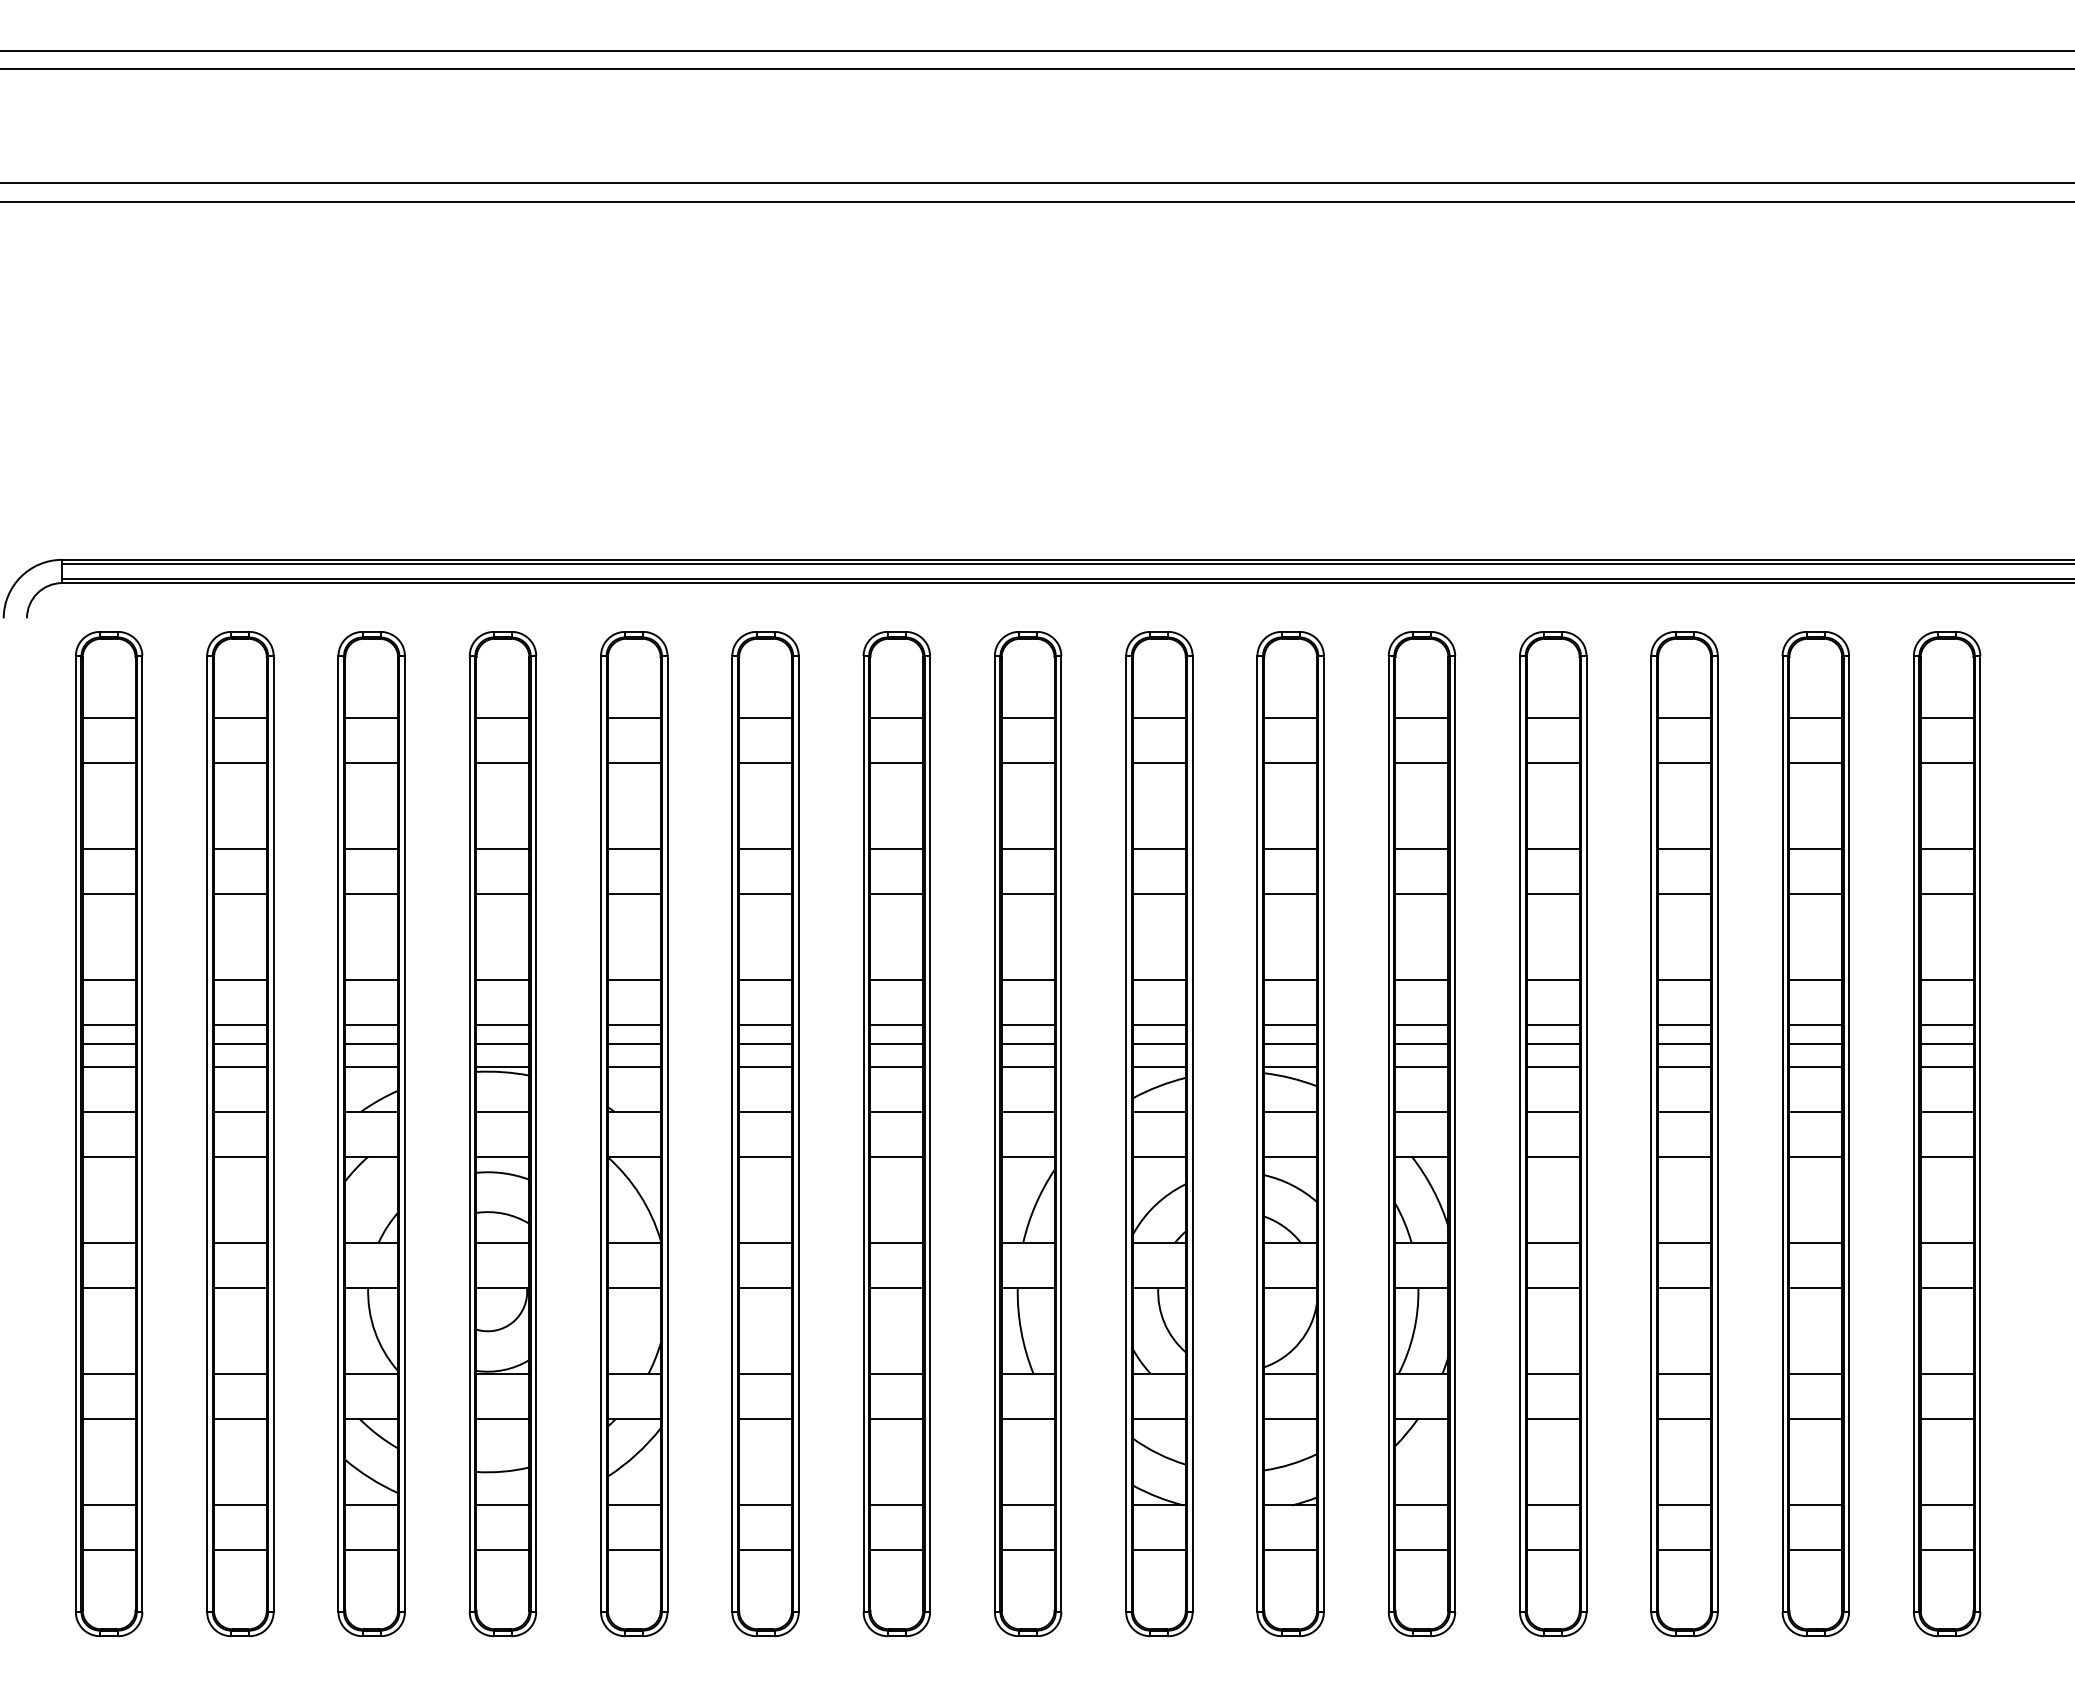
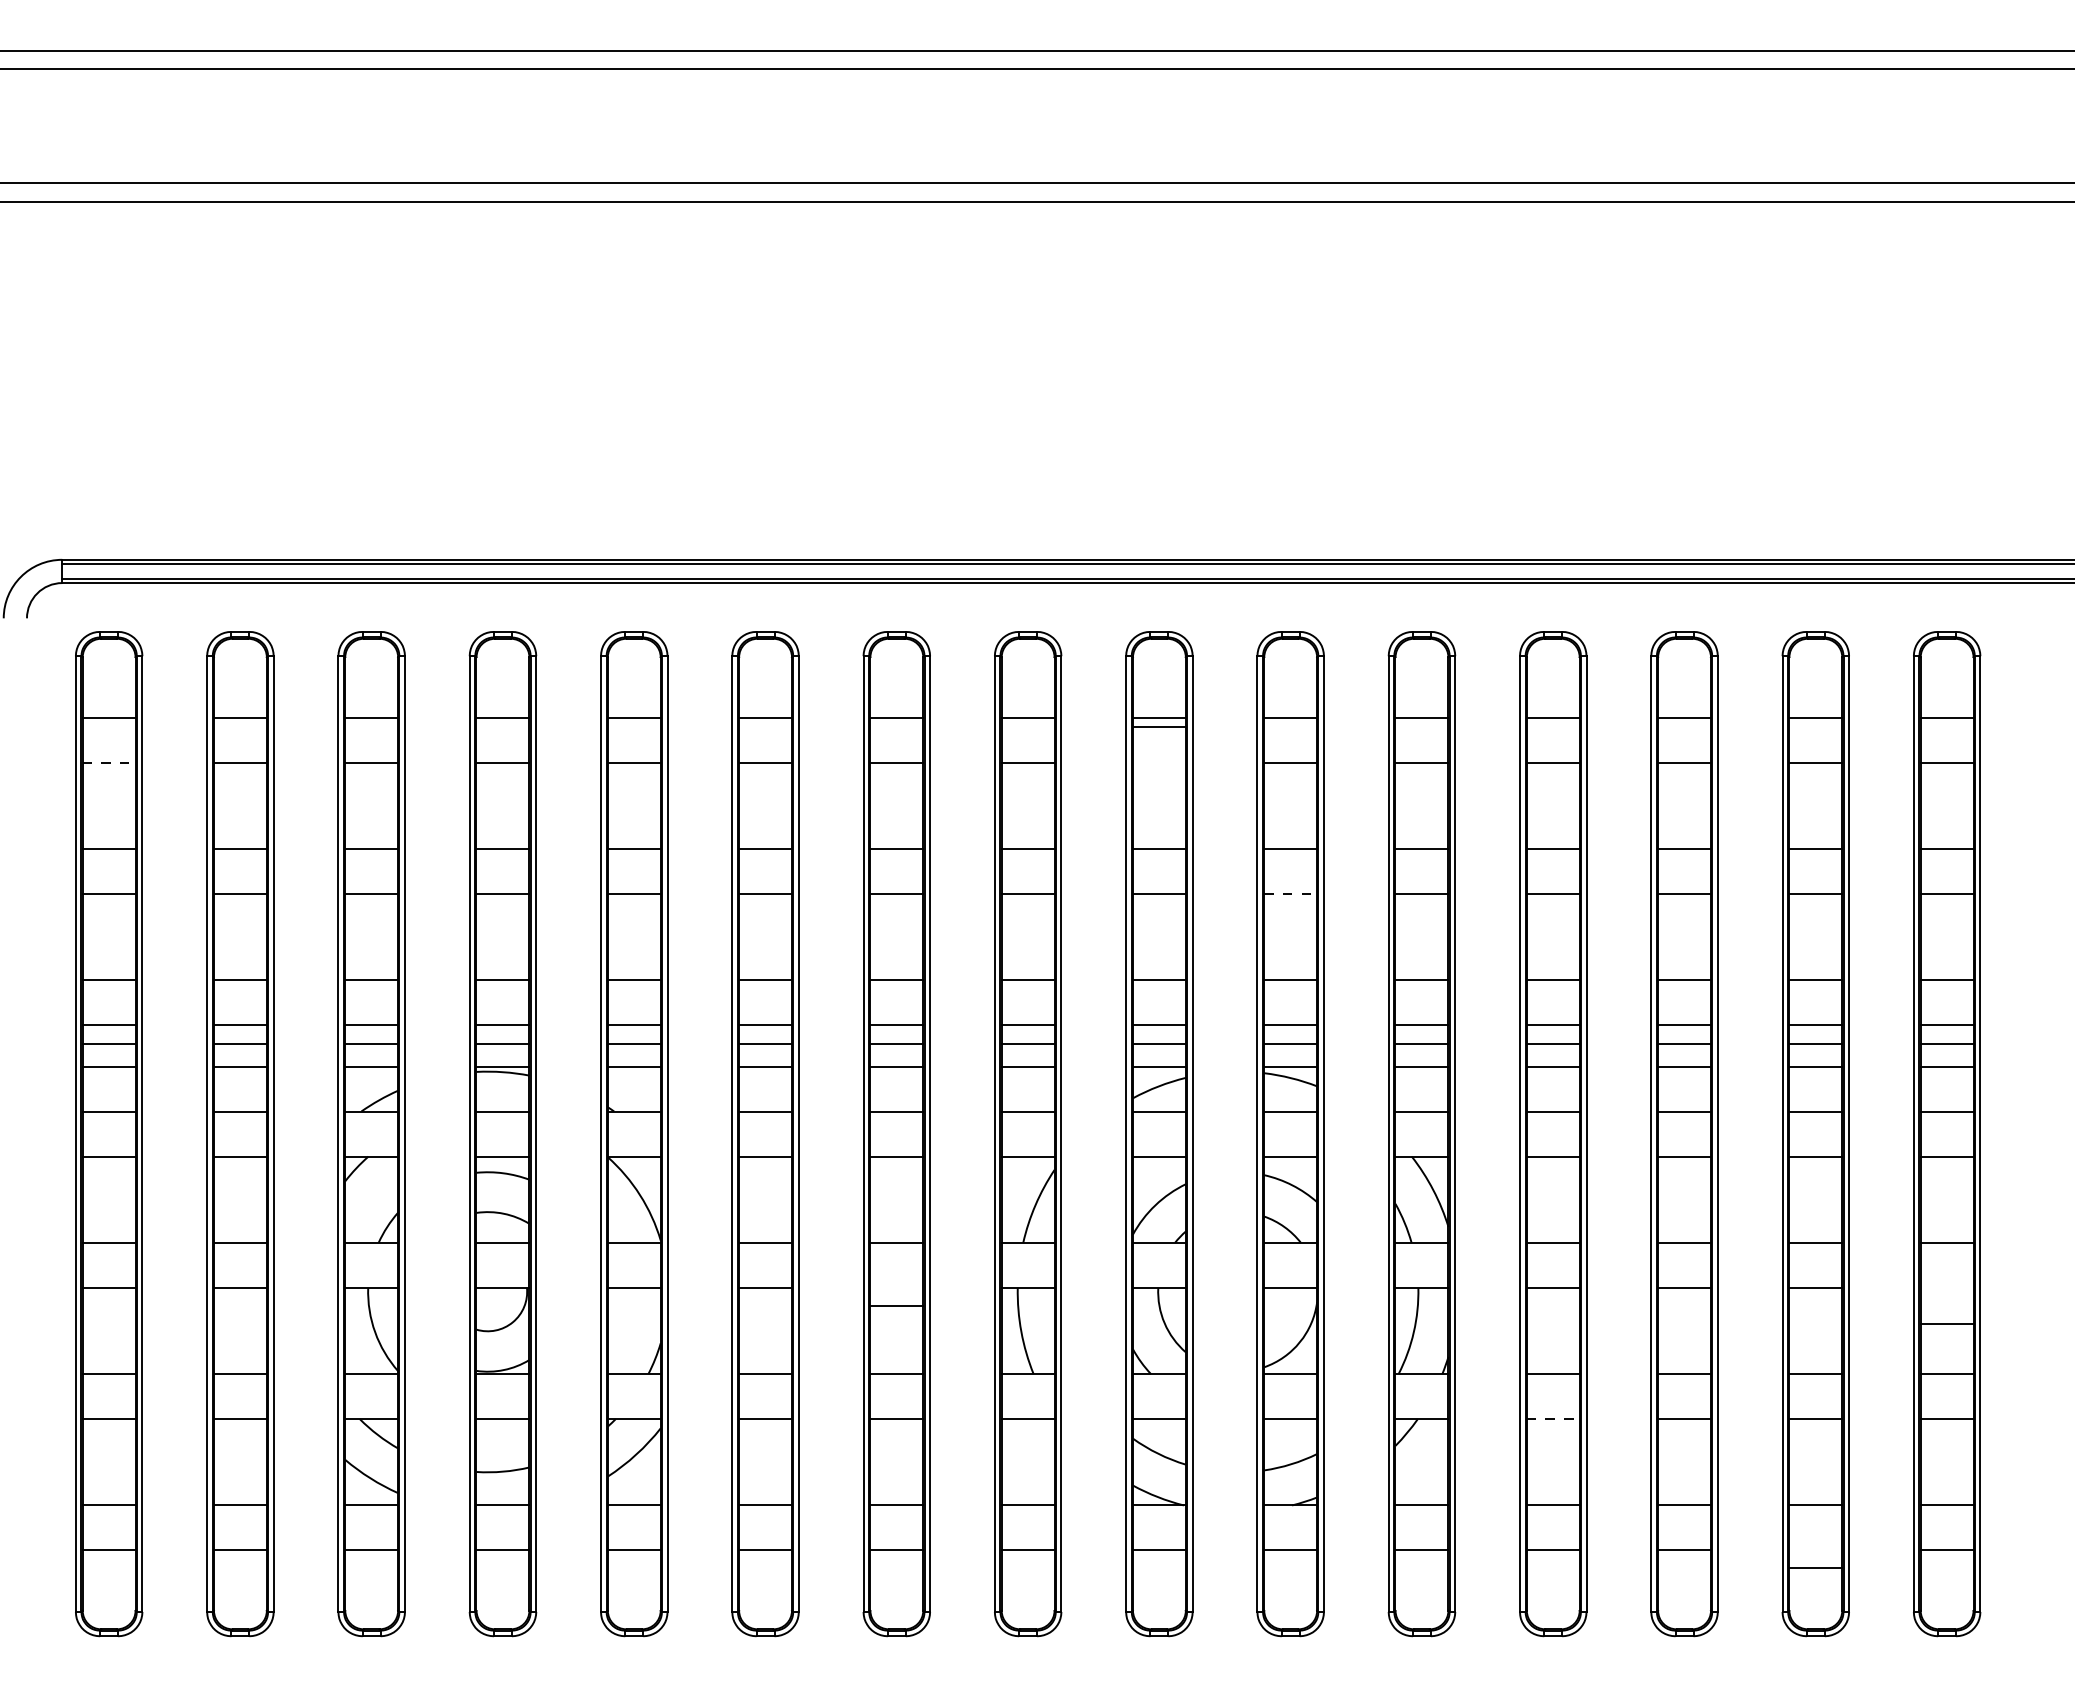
line: solid -> dashed (109, 762)
line position: (1158, 762) -> (1158, 726) (1158, 726)
line: solid -> dashed (1291, 894)
line position: (896, 1287) -> (896, 1305) (896, 1305)
line position: (1946, 1287) -> (1946, 1323) (1946, 1323)
line: solid -> dashed (1553, 1419)
line position: (1815, 1550) -> (1815, 1568) (1815, 1568)
